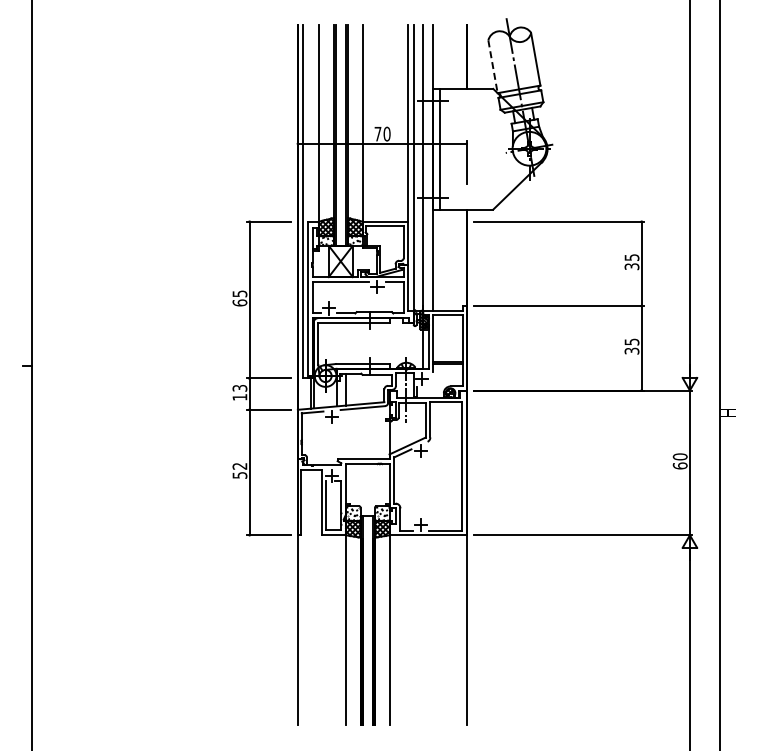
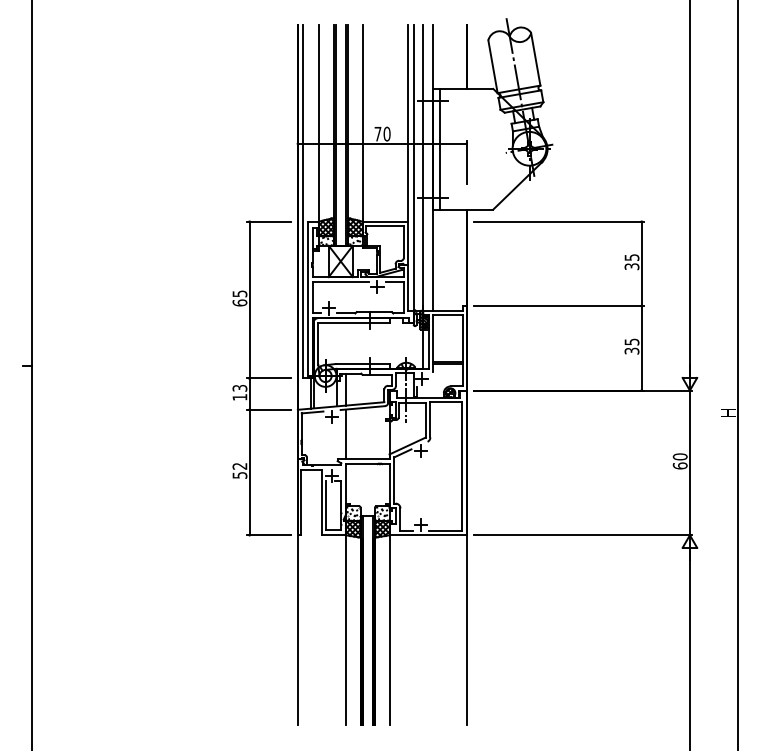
line: dashed -> solid (493, 66)
line position: (720, 374) -> (738, 374) (738, 374)
line: none -> present (346, 434)
